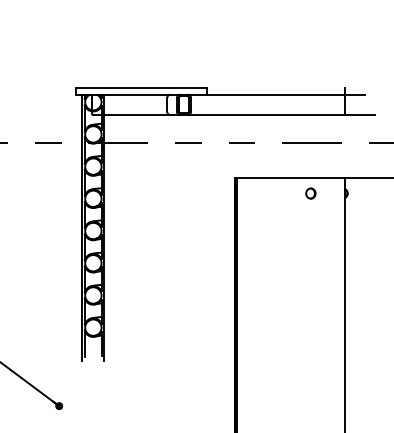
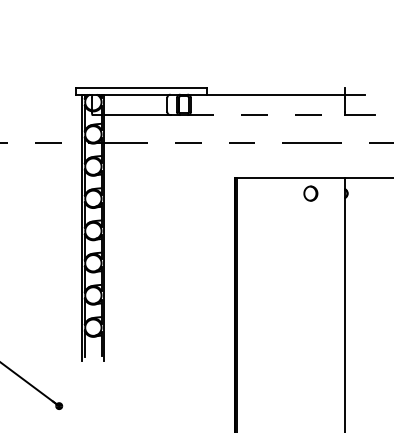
line: solid -> dashed (266, 115)
part size: 12x13 px -> 16x17 px (310, 193)
